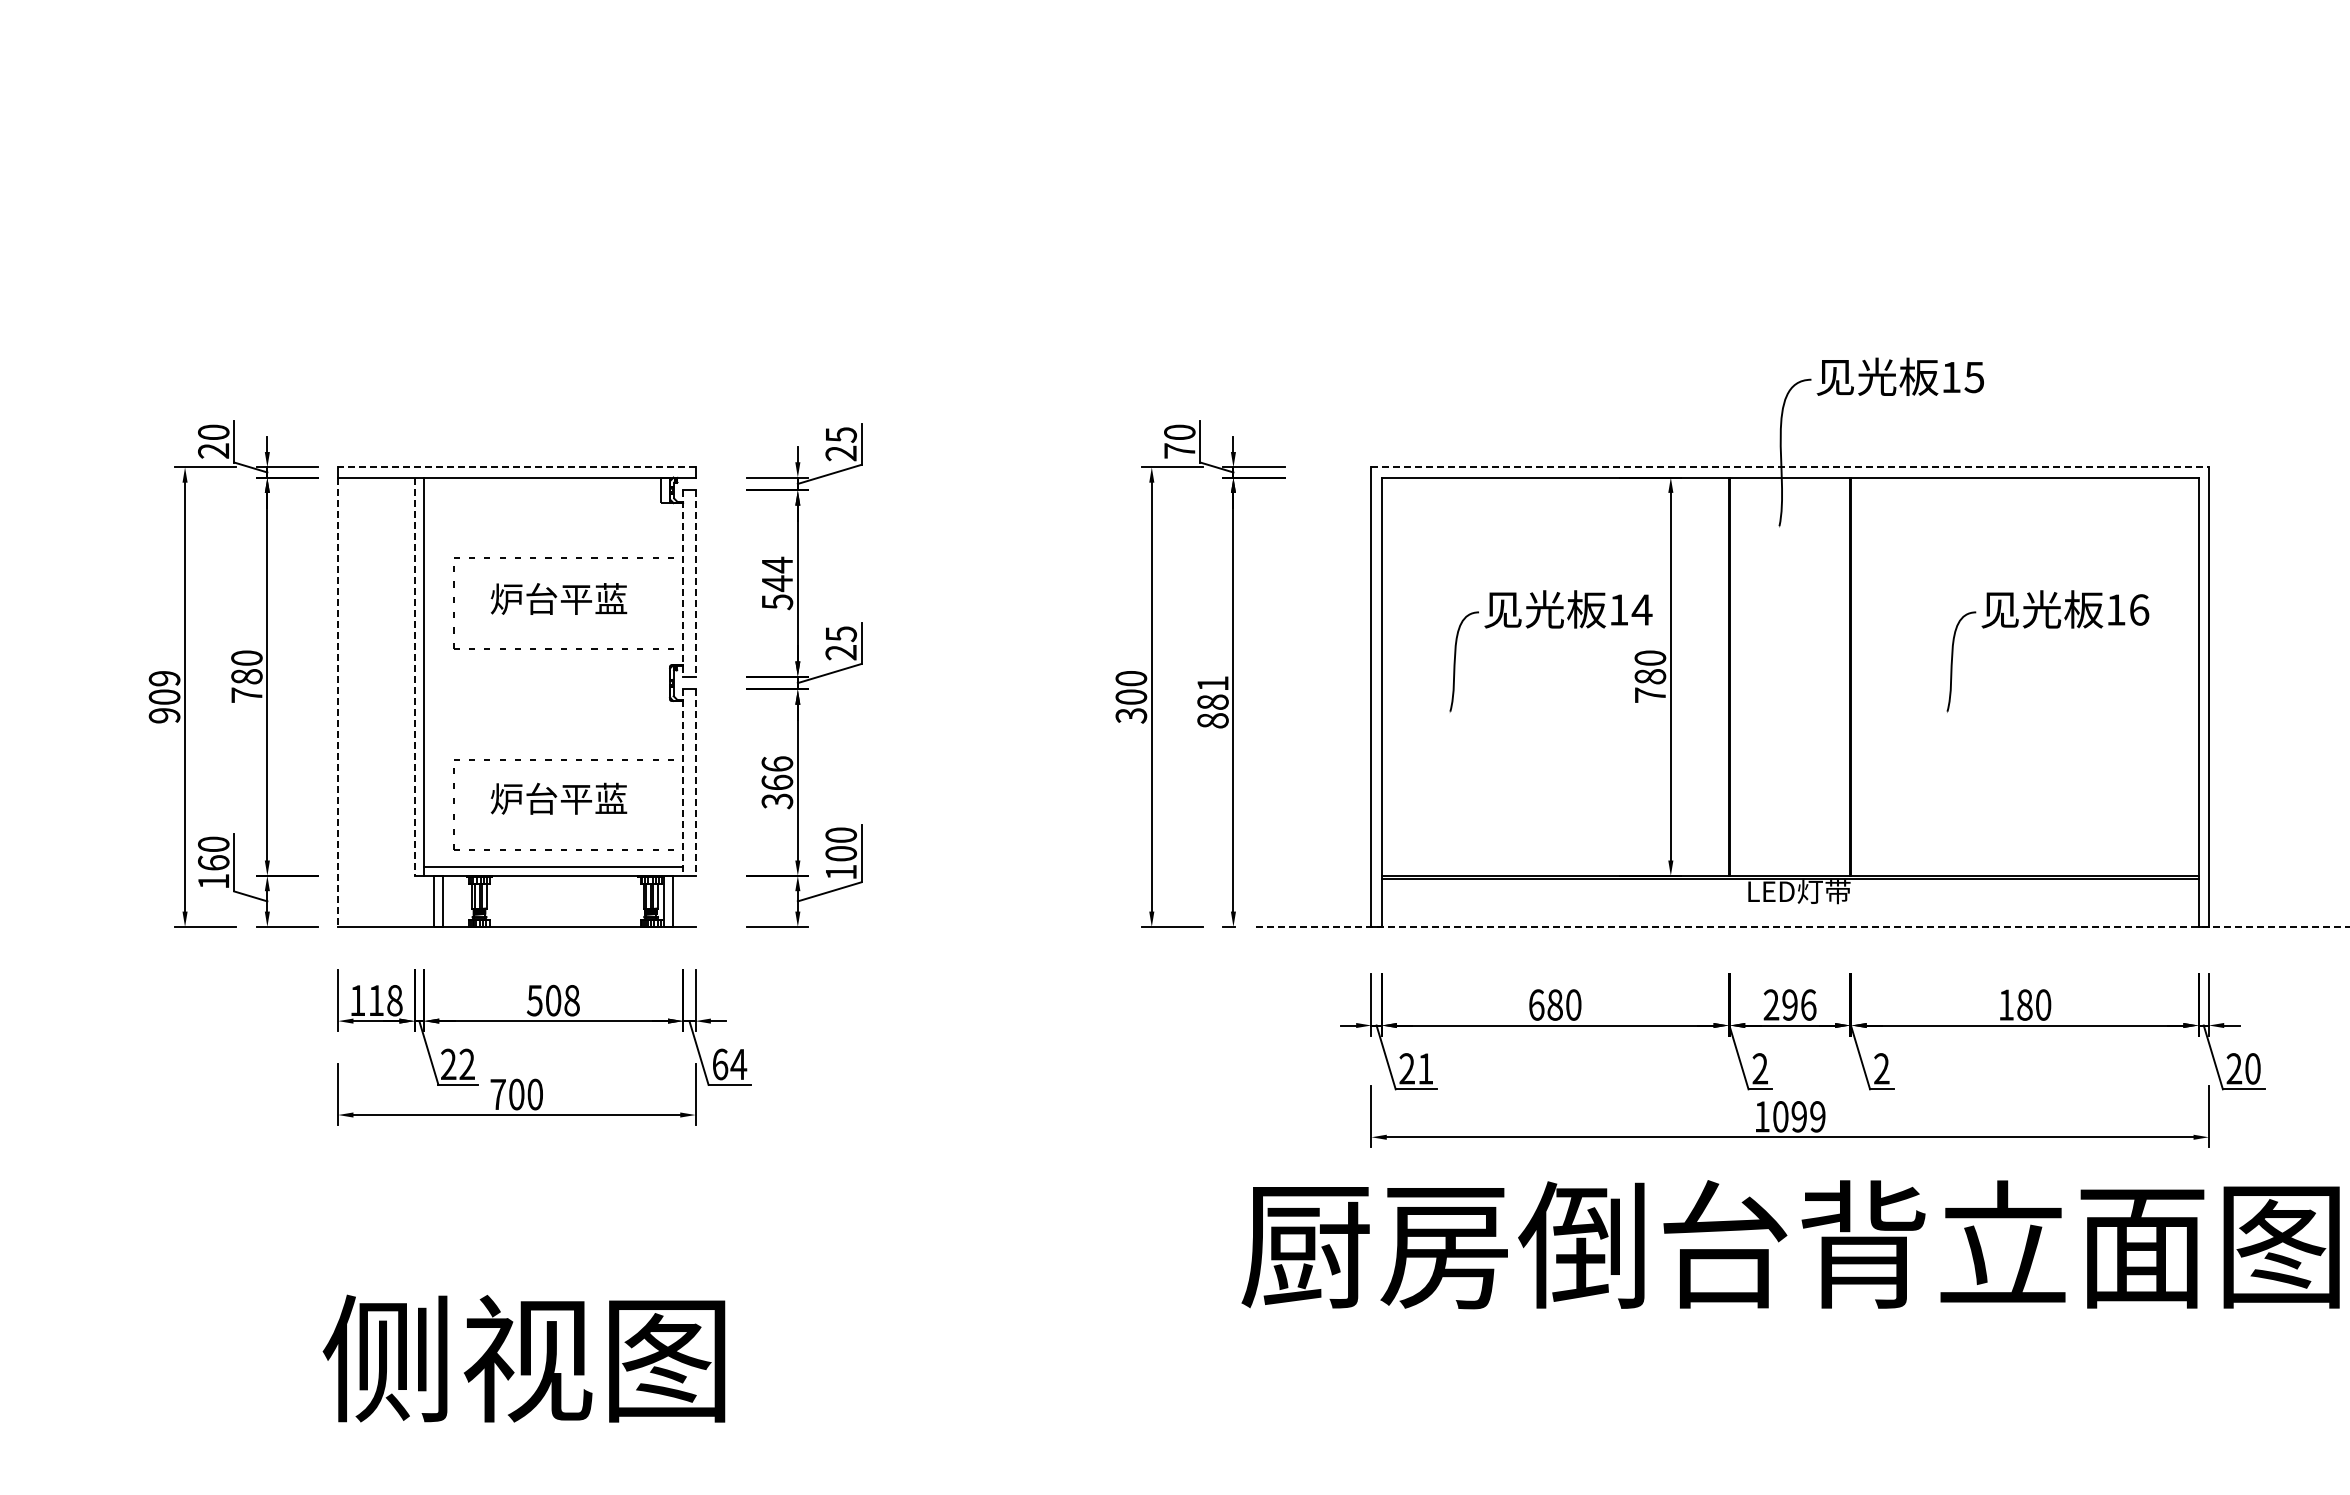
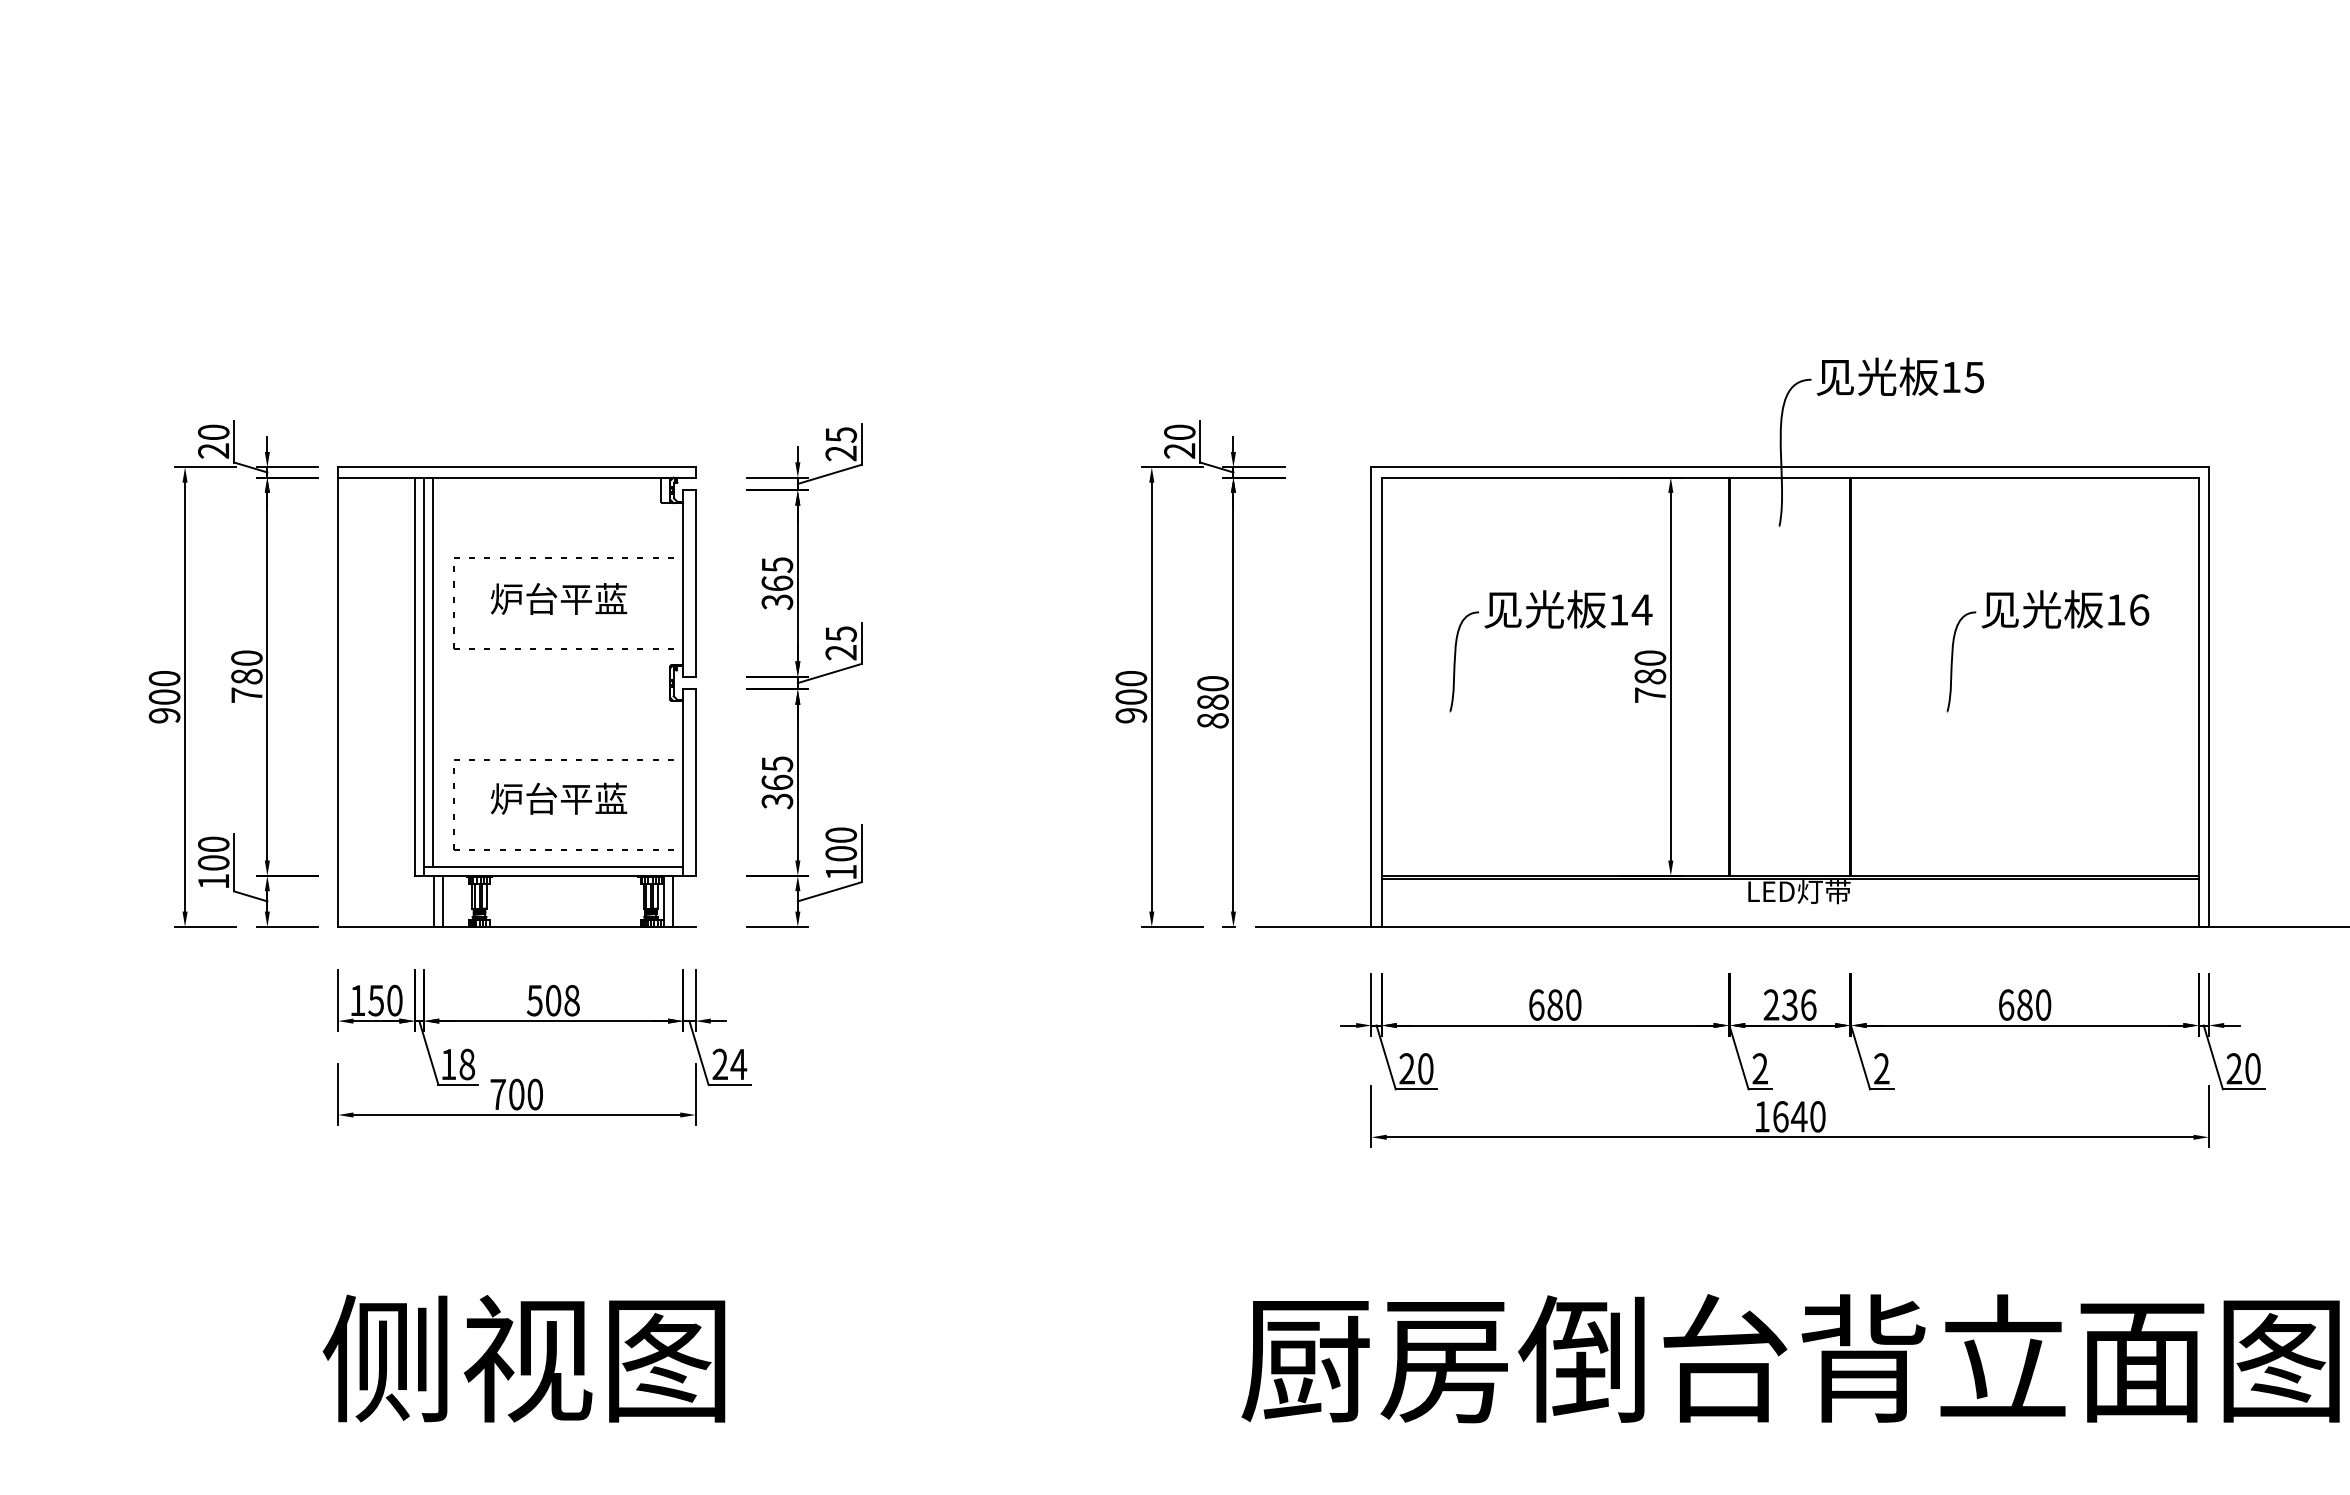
text: 70 -> 20 (1179, 450)
line: dashed -> solid (516, 467)
line: dashed -> solid (1790, 467)
text: 544 -> 365 (777, 582)
line: dashed -> solid (683, 584)
line: dashed -> solid (695, 584)
line: none -> present (433, 671)
line: dashed -> solid (414, 677)
text: 909 -> 900 (164, 678)
text: 881 -> 880 (1212, 683)
line: dashed -> solid (338, 702)
text: 300 -> 900 (1131, 715)
text: 366 -> 365 (777, 764)
line: dashed -> solid (683, 783)
line: dashed -> solid (695, 783)
text: 160 -> 100 (213, 862)
line: dashed -> solid (1802, 926)
text: 118 -> 150 (385, 1000)
text: 296 -> 236 (1789, 1004)
text: 180 -> 680 (2006, 1004)
text: 22 -> 18 (458, 1064)
text: 64 -> 24 (720, 1064)
text: 21 -> 20 (1425, 1068)
text: 1099 -> 1640 (1799, 1116)
text position: (1790, 1244) -> (1790, 1358) (1790, 1358)
